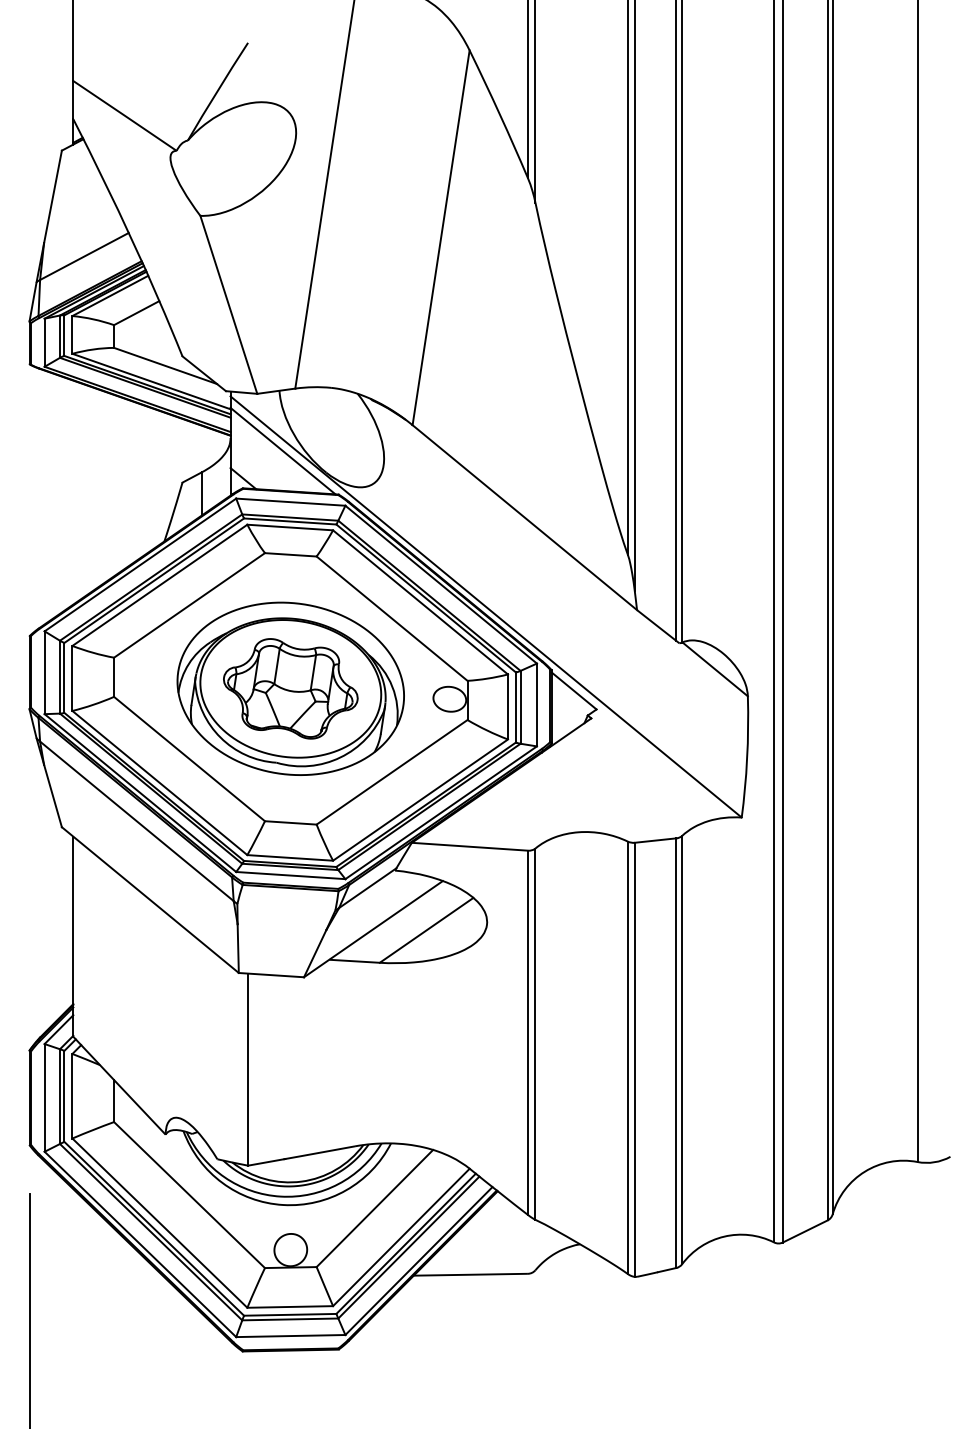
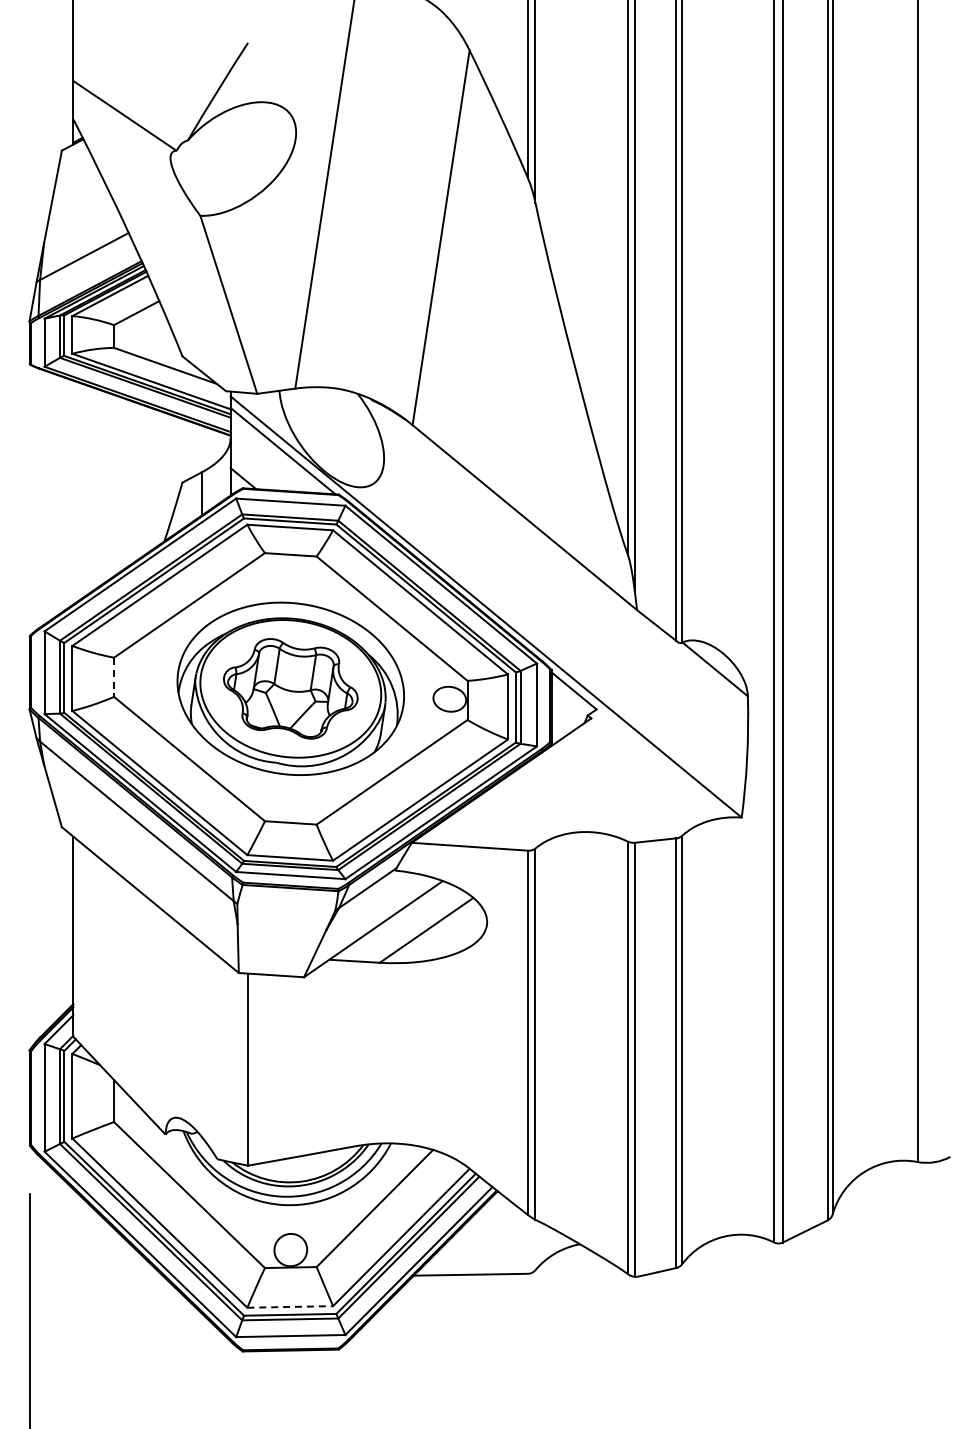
line: solid -> dashed (114, 677)
line: solid -> dashed (290, 1306)
